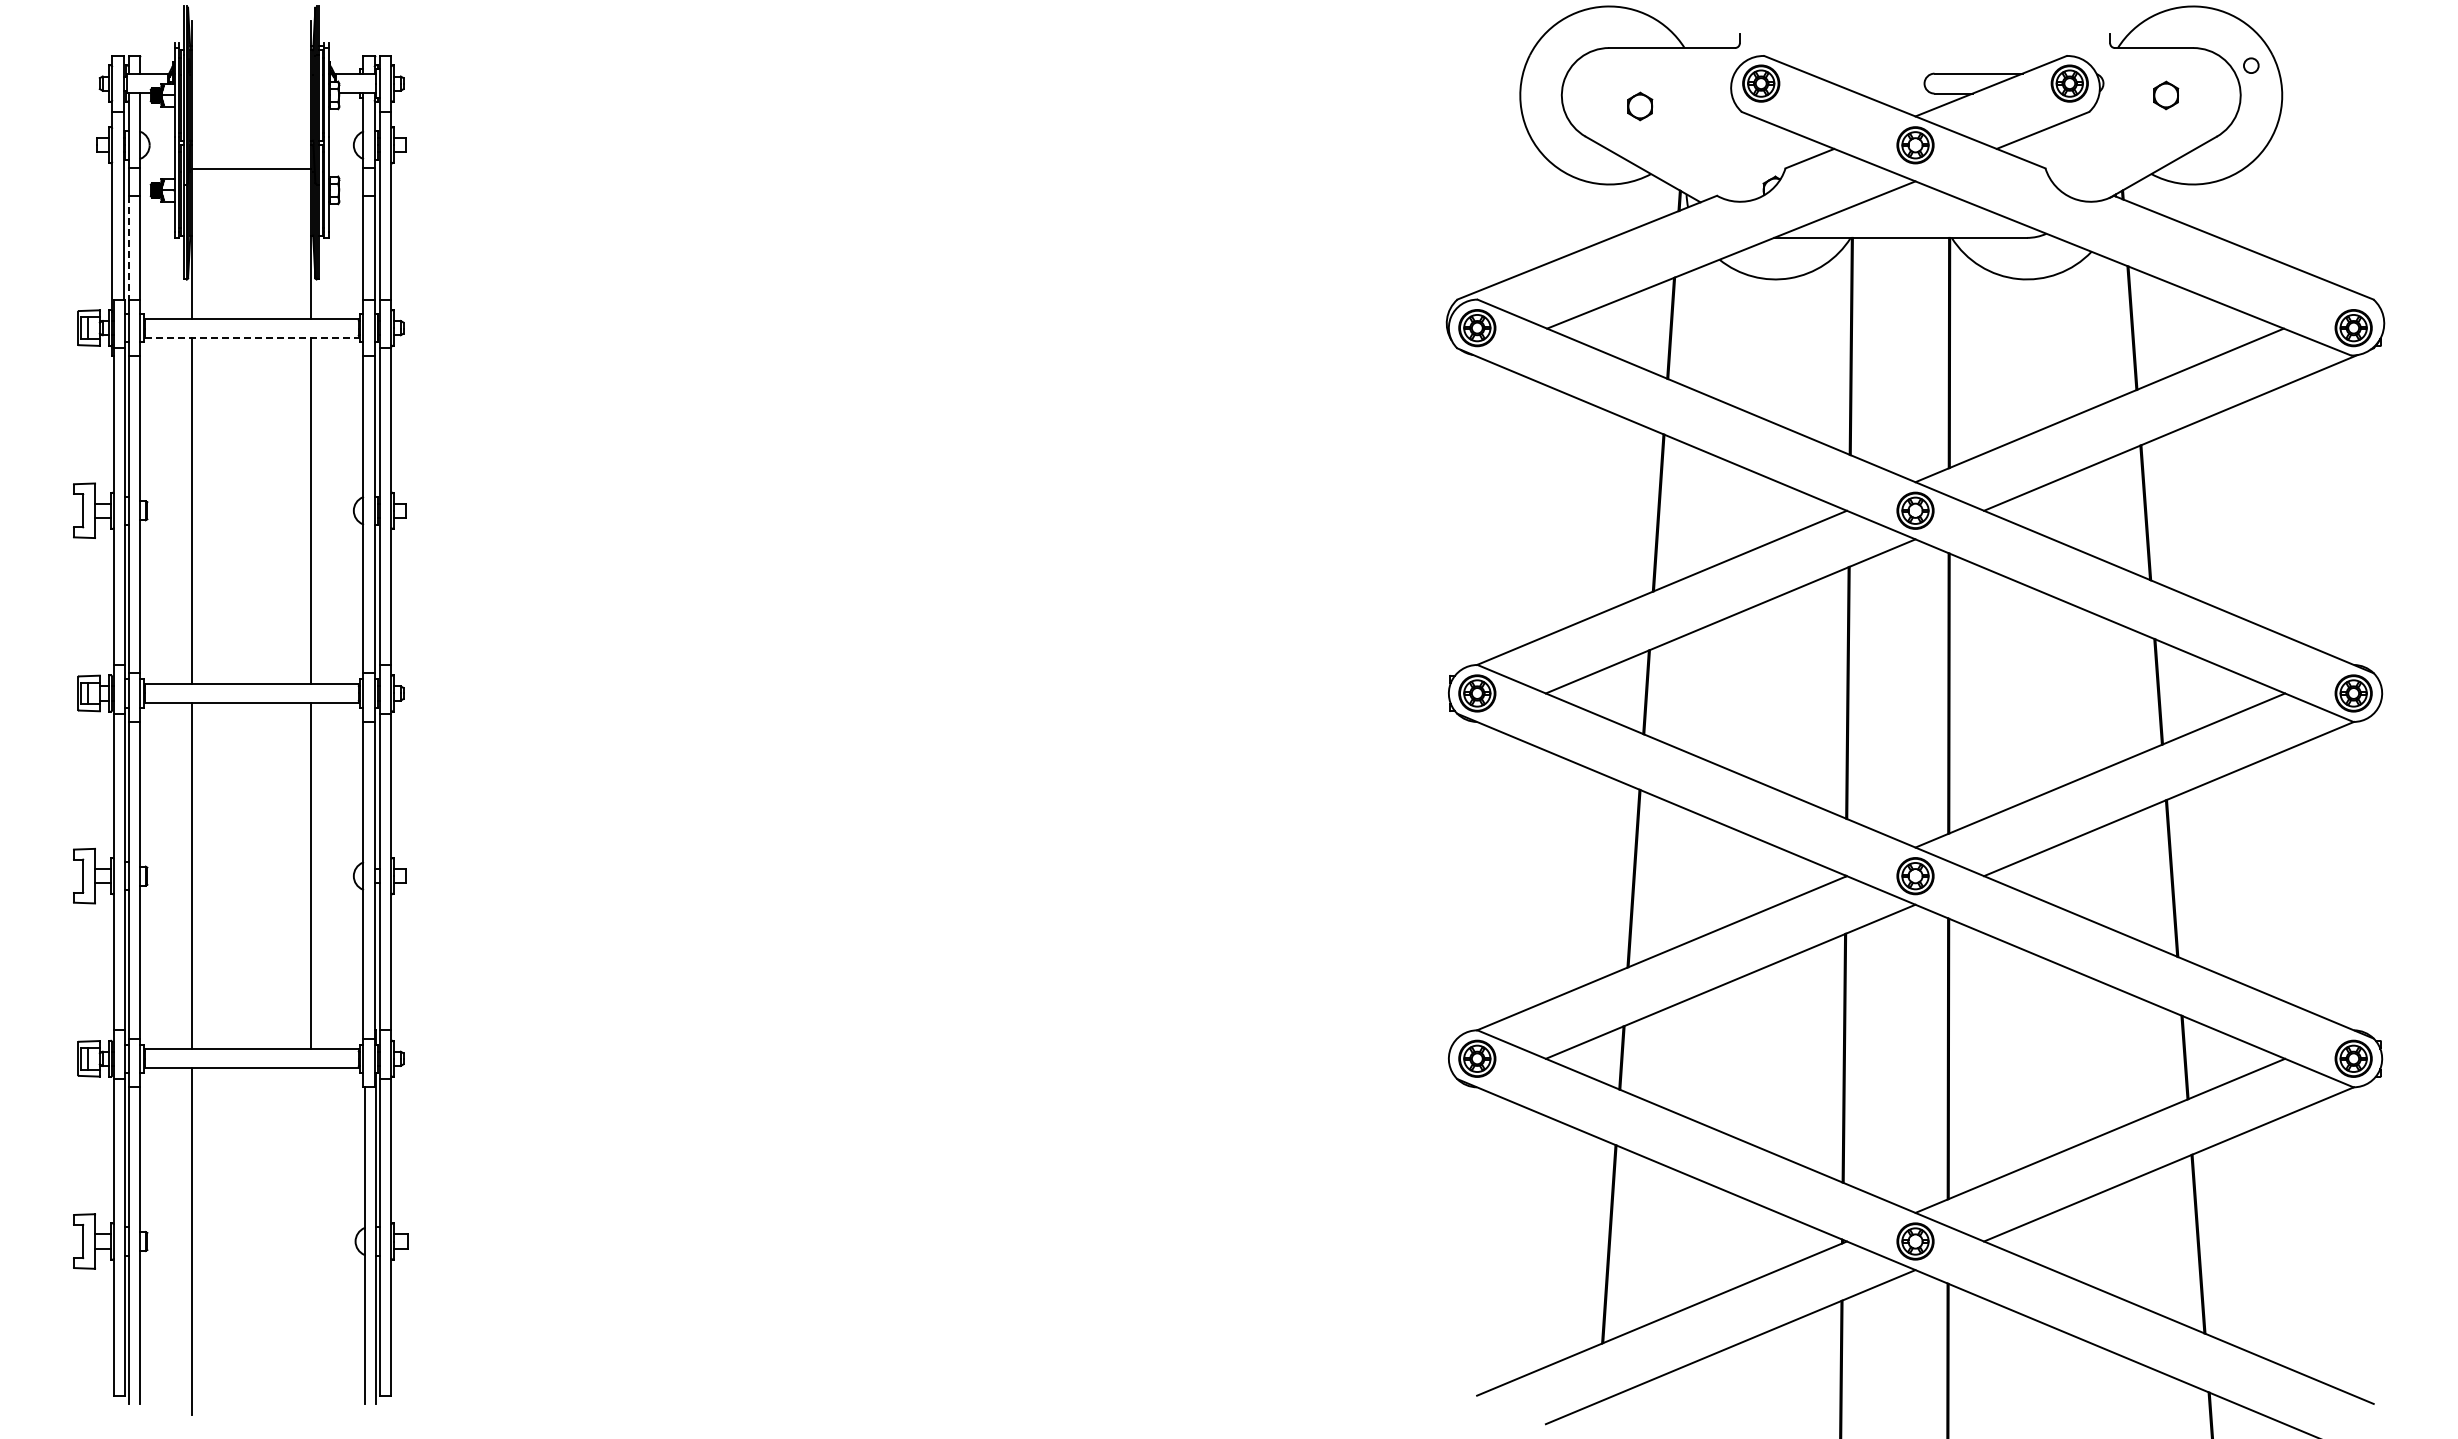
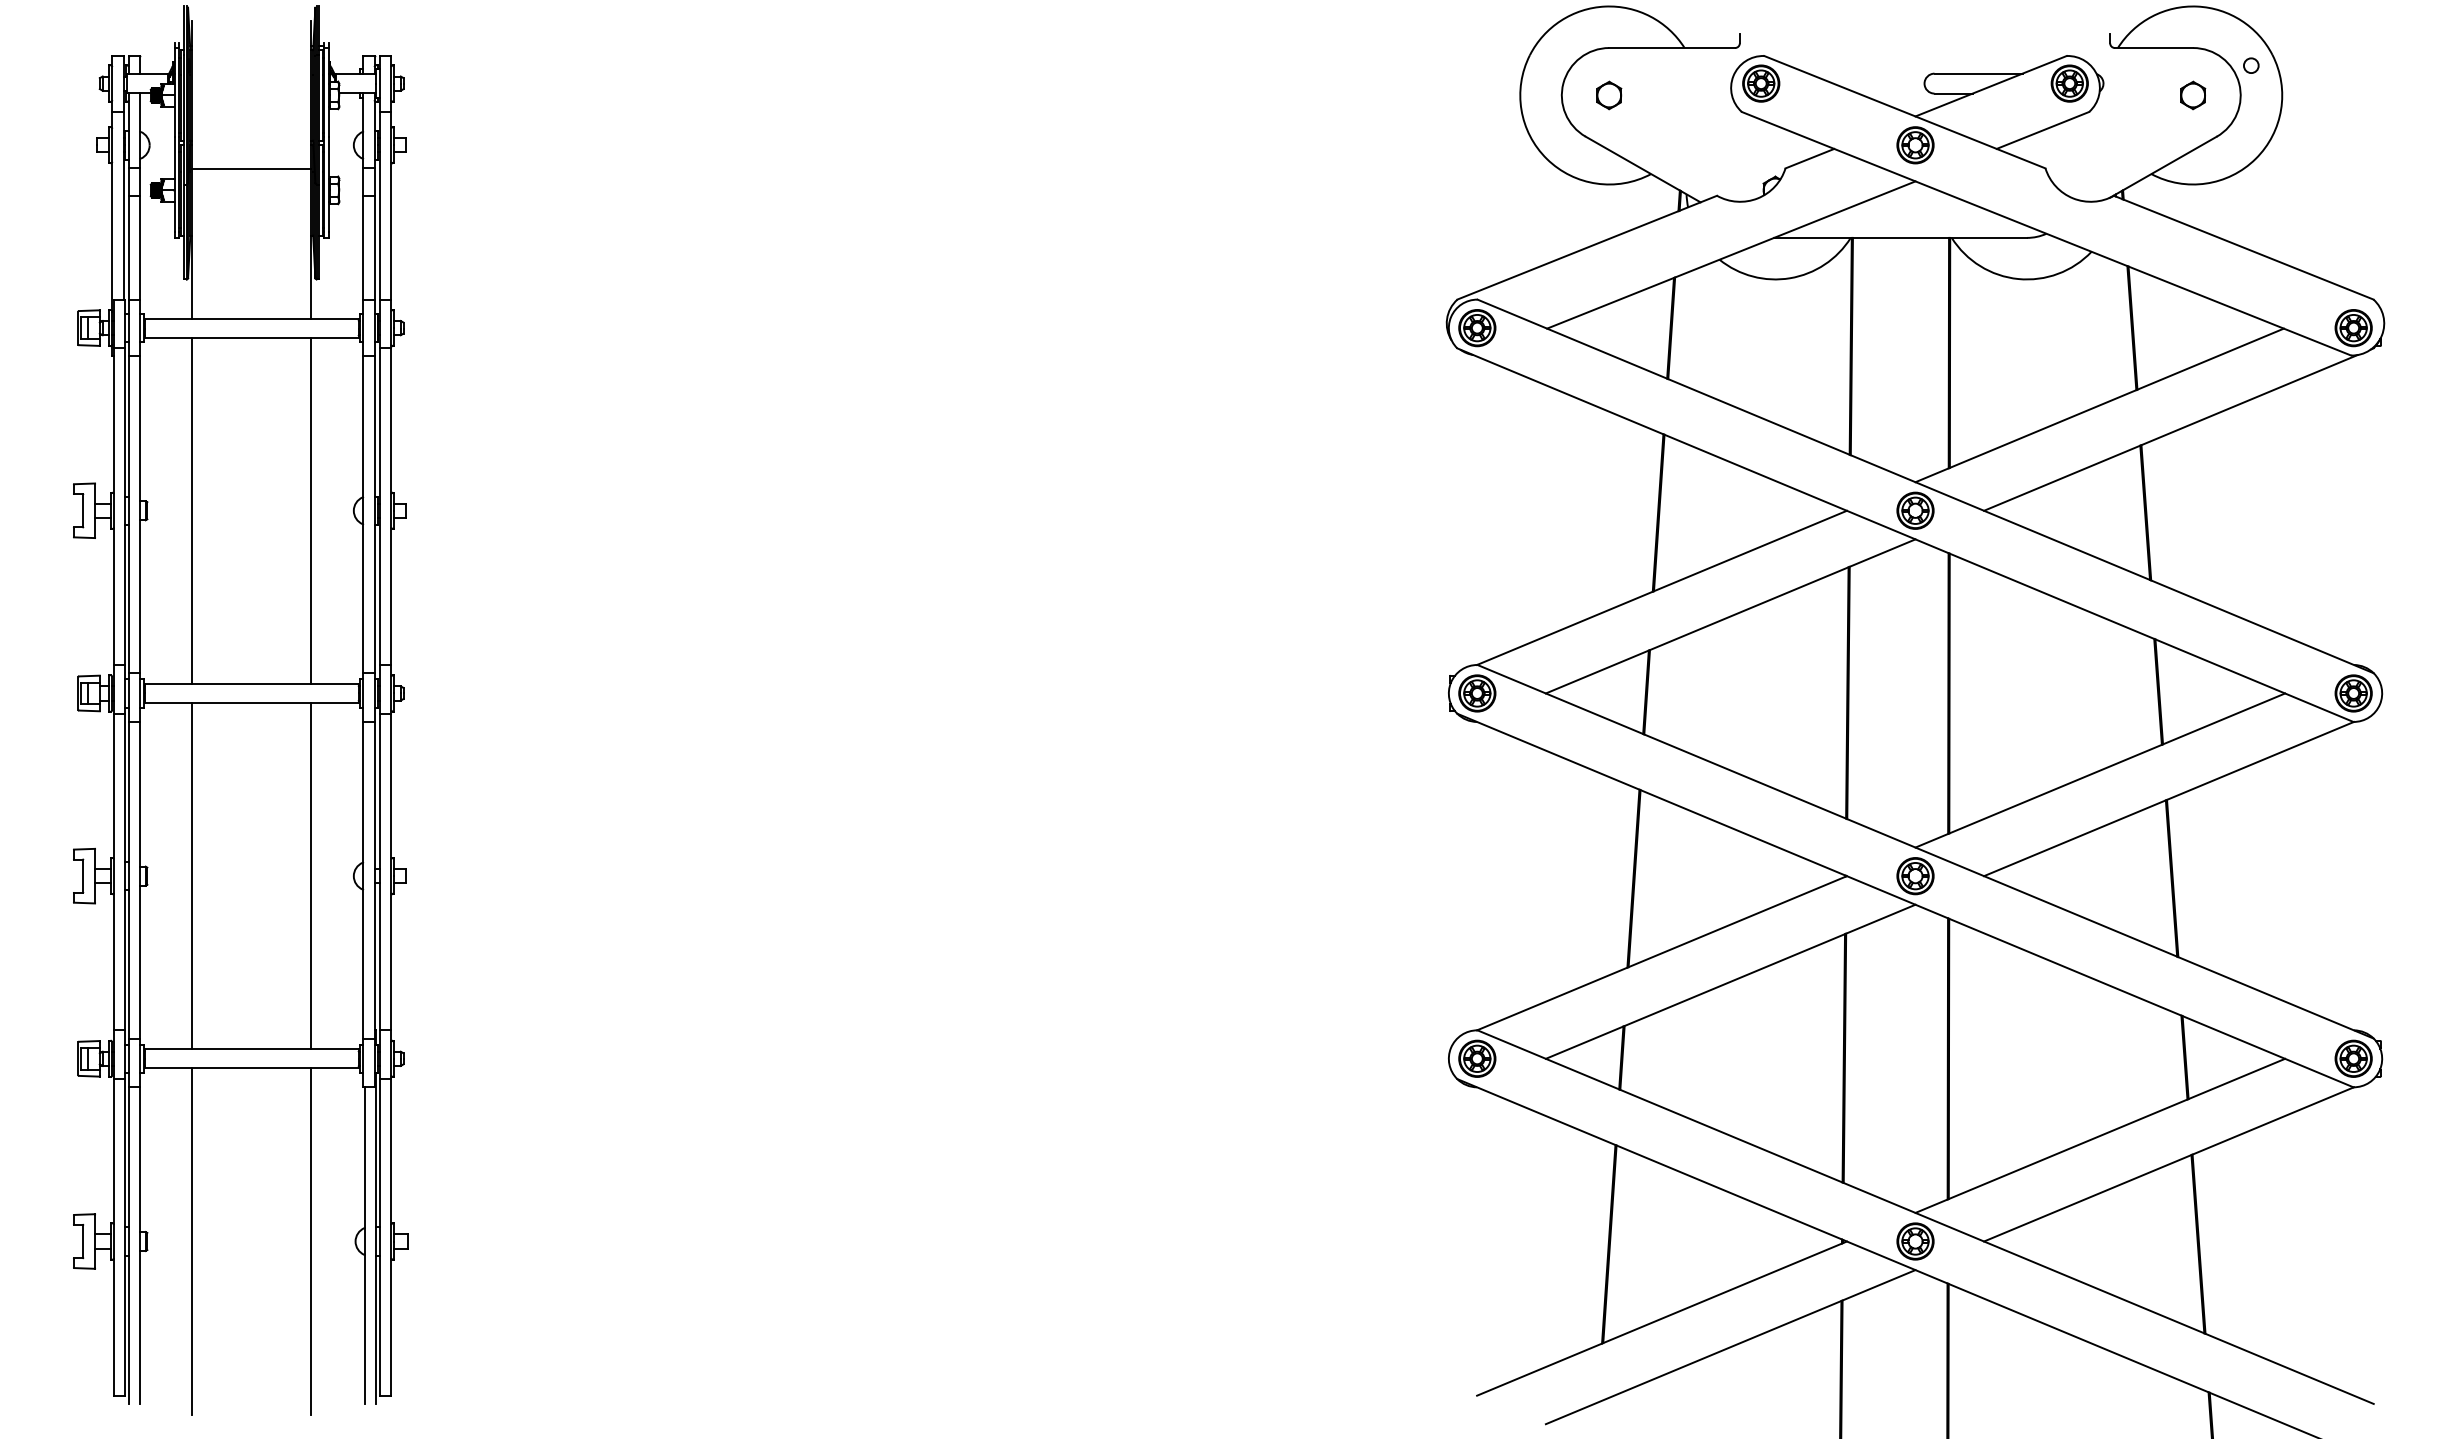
part position: (2166, 95) -> (2193, 95) (2193, 95)
part position: (1640, 106) -> (1609, 95) (1609, 95)
line: dashed -> solid (128, 247)
line: dashed -> solid (251, 337)
line: none -> present (311, 1241)
